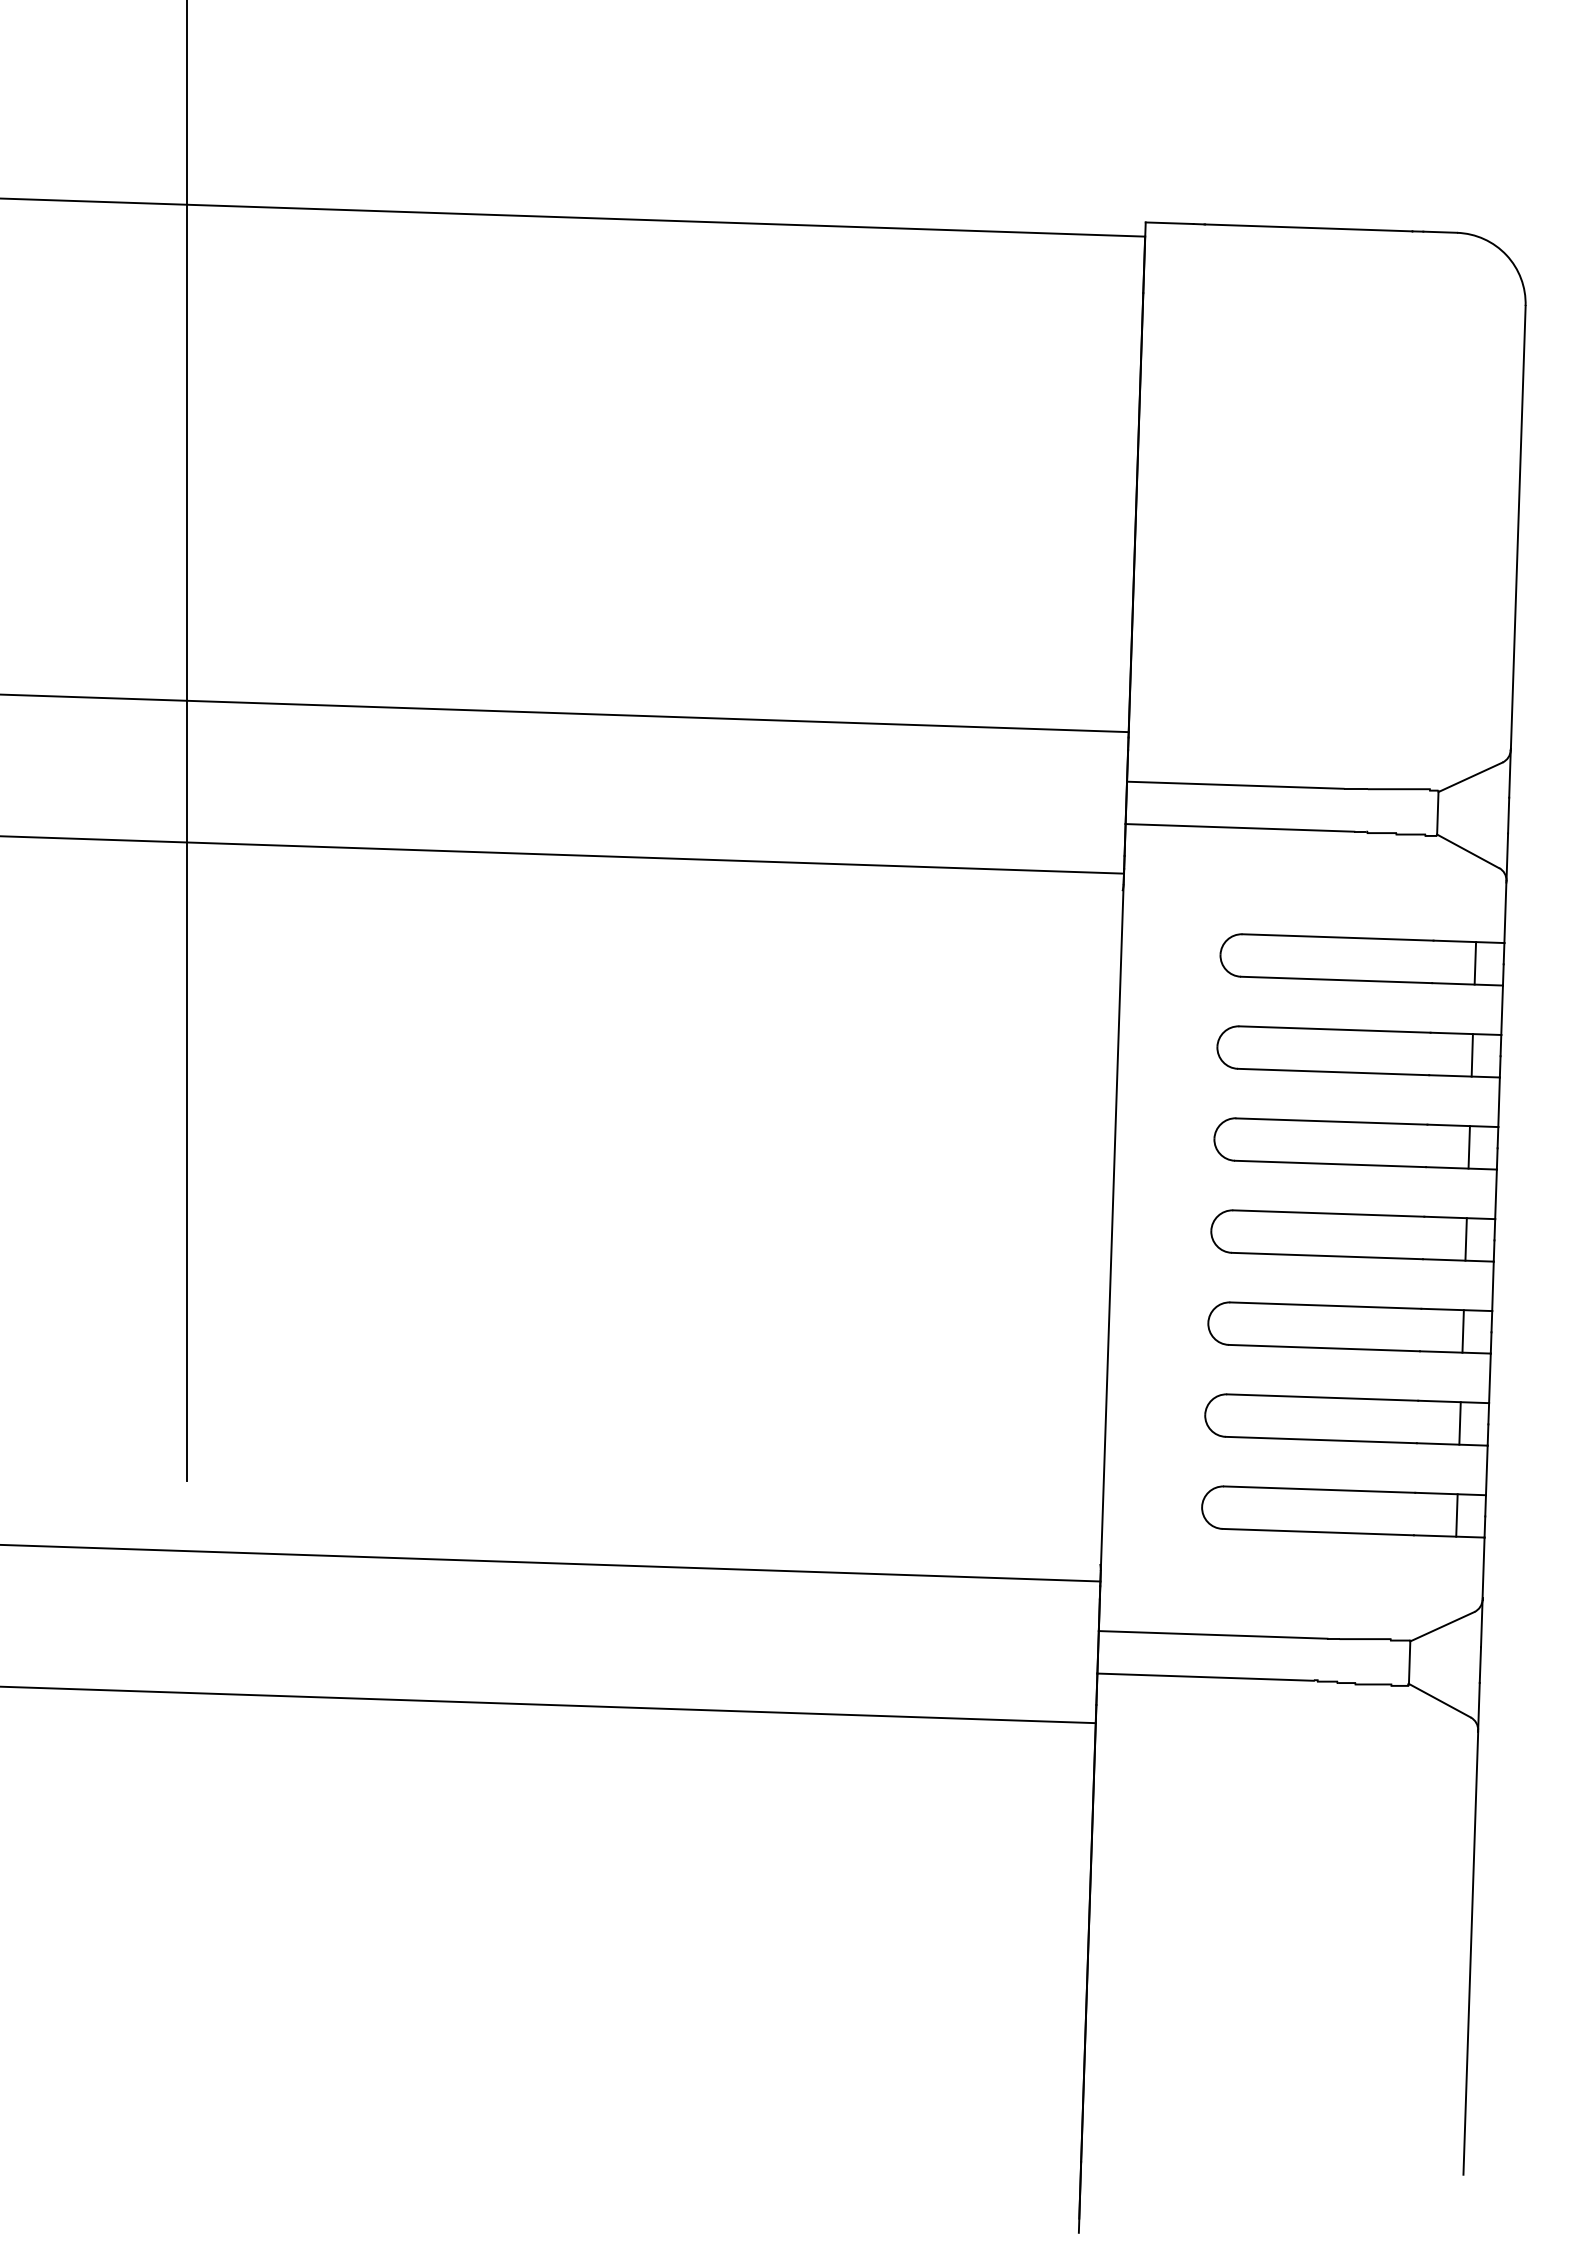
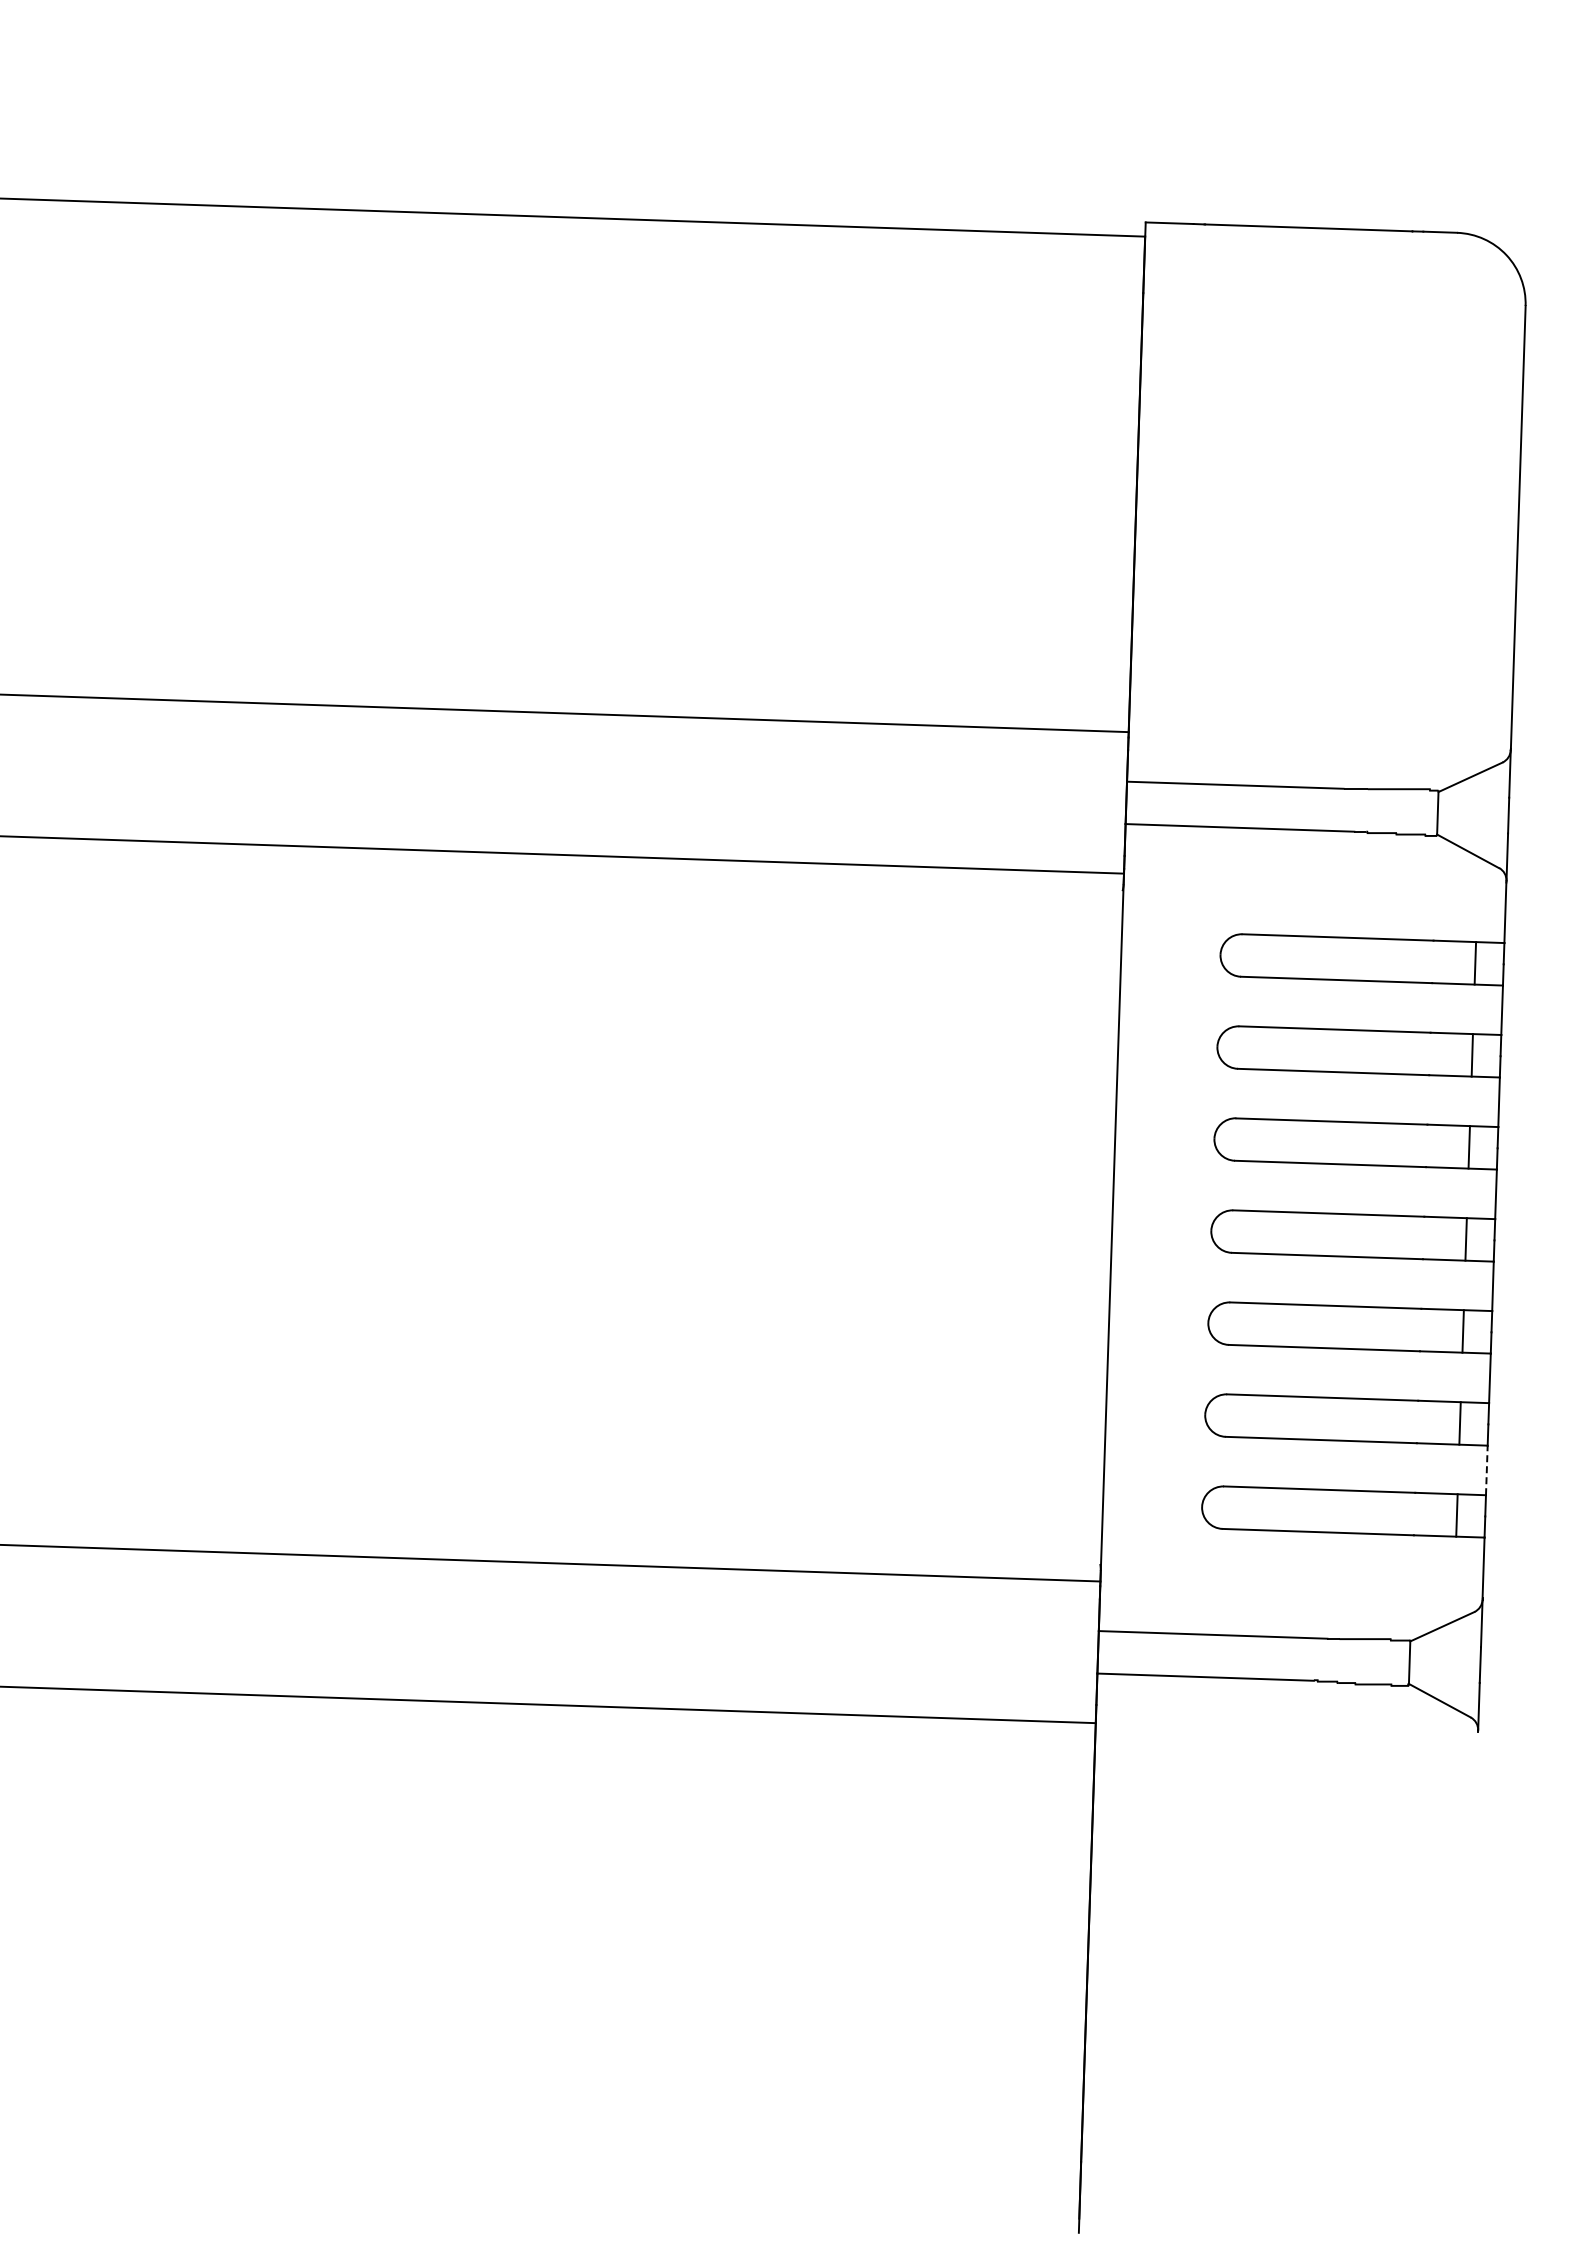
line: present -> none (187, 741)
line: solid -> dashed (1486, 1470)
line: present -> none (1470, 1952)
